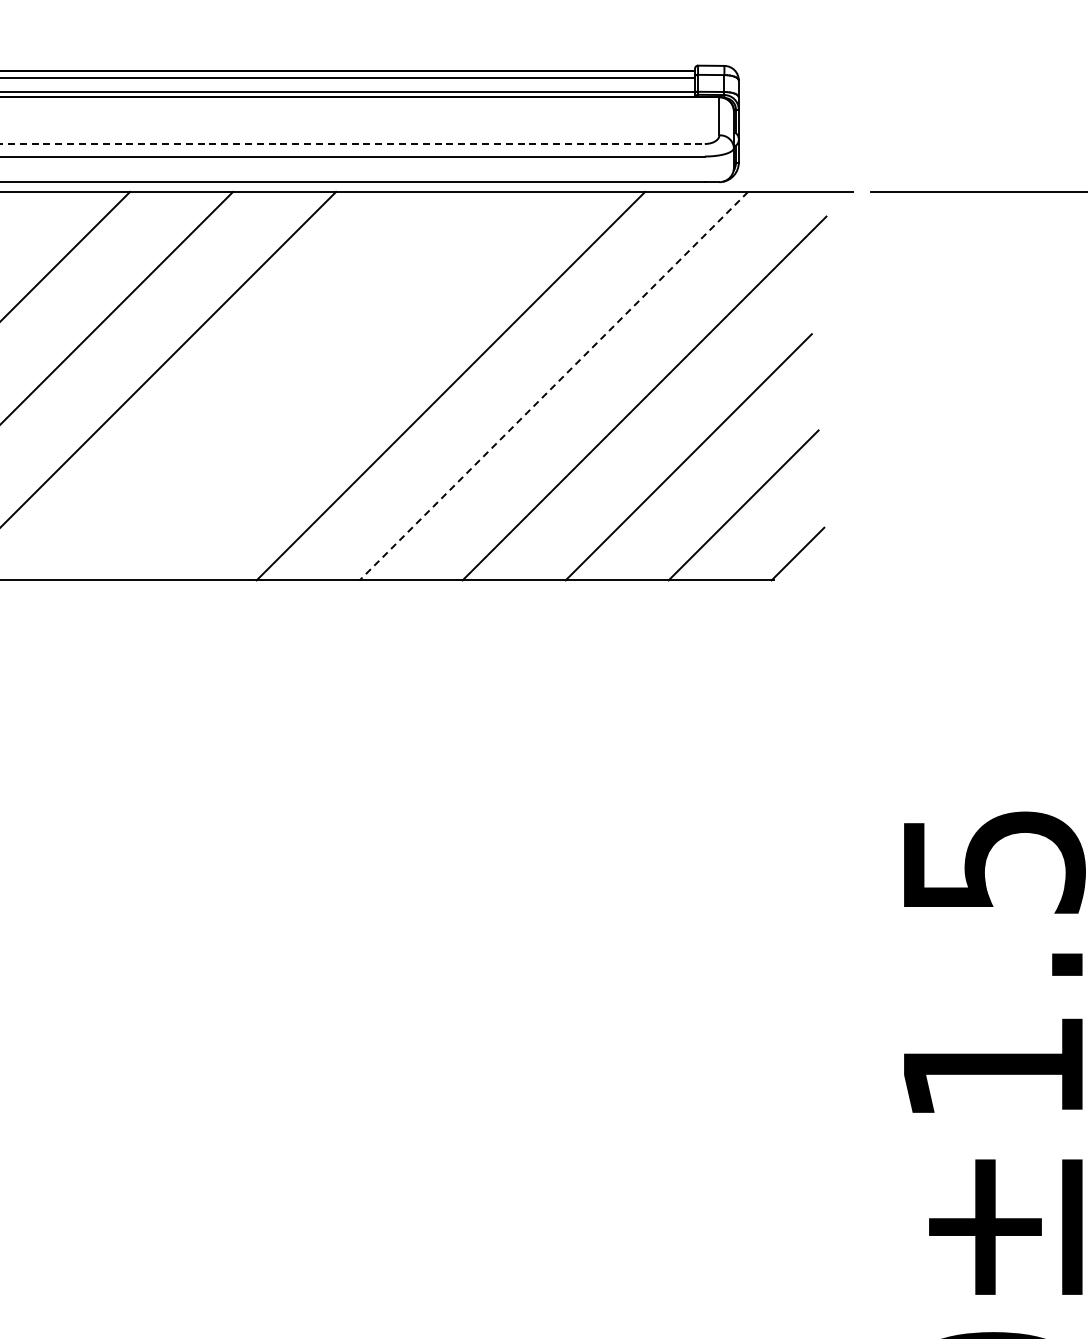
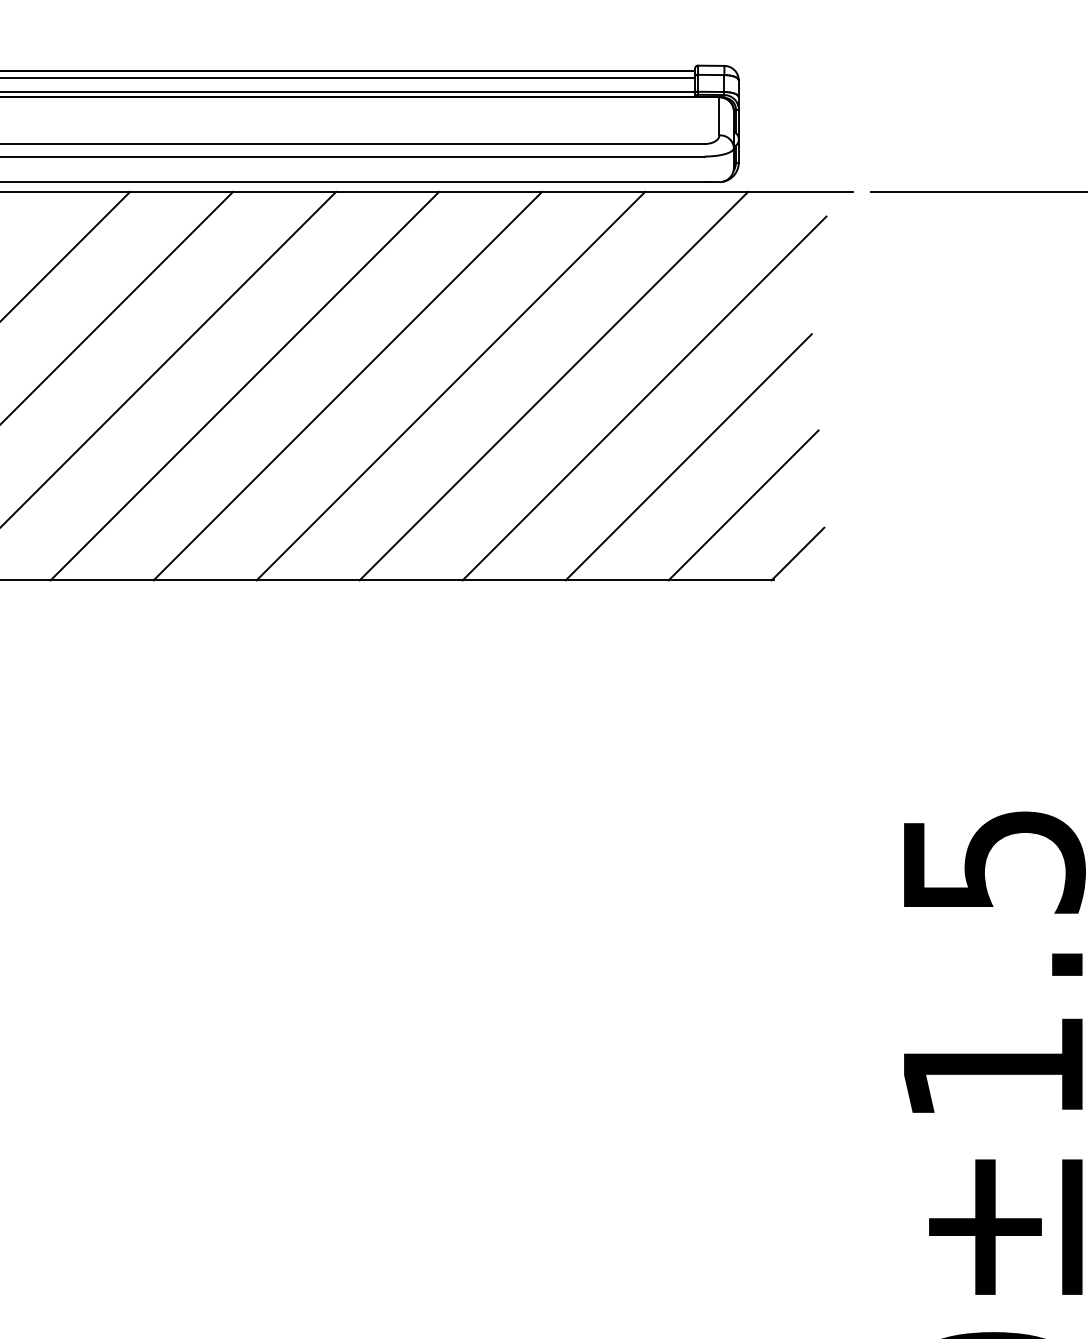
line: dashed -> solid (352, 144)
line: none -> present (244, 385)
line: none -> present (347, 385)
line: dashed -> solid (553, 386)
